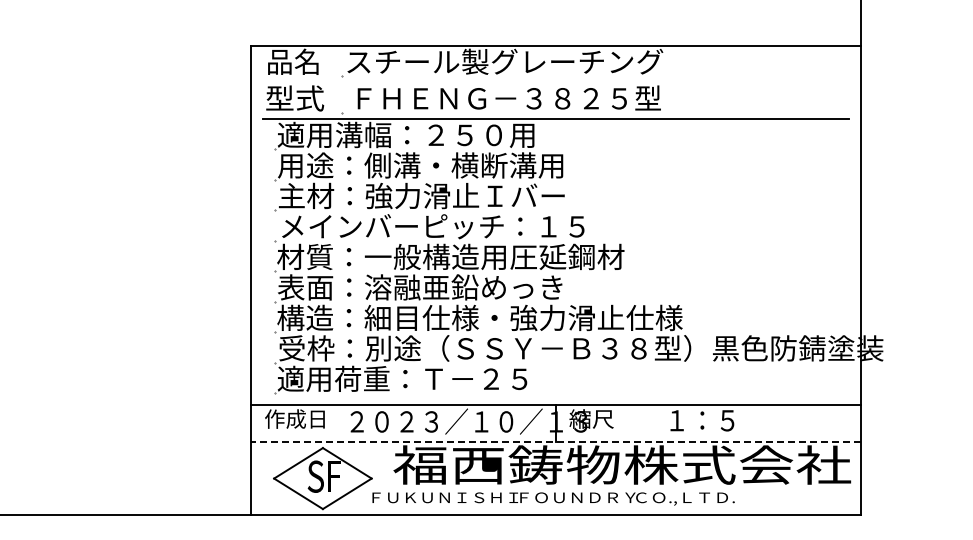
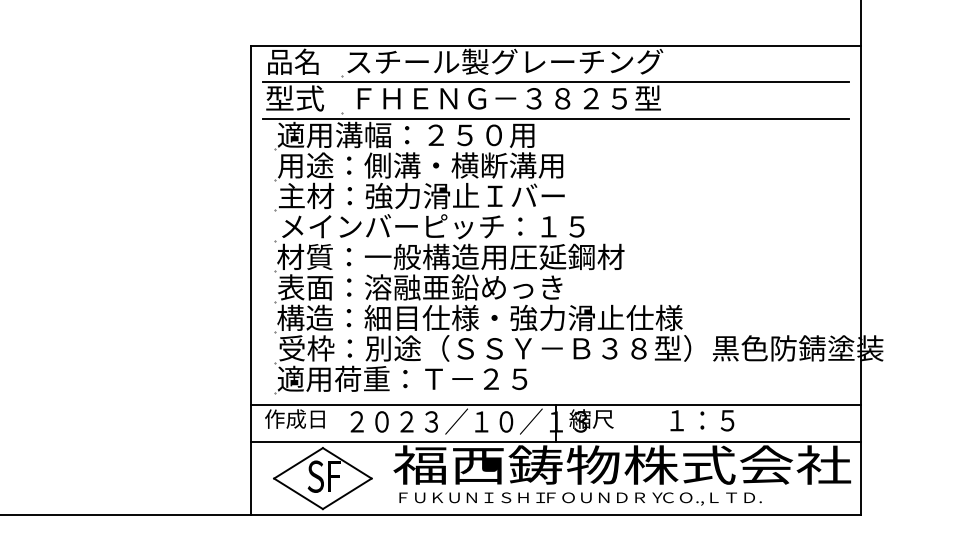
line: none -> present (555, 82)
line: dashed -> solid (555, 441)
text position: (553, 498) -> (580, 498) (580, 498)
